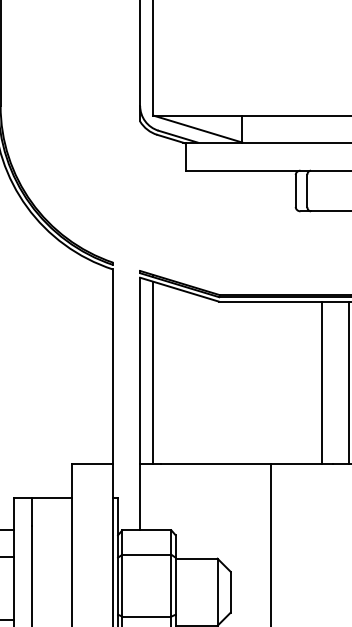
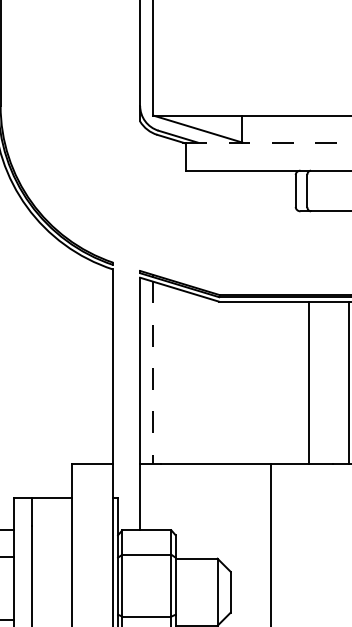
line: solid -> dashed (268, 142)
line: solid -> dashed (153, 373)
line position: (322, 382) -> (309, 382) (309, 382)
